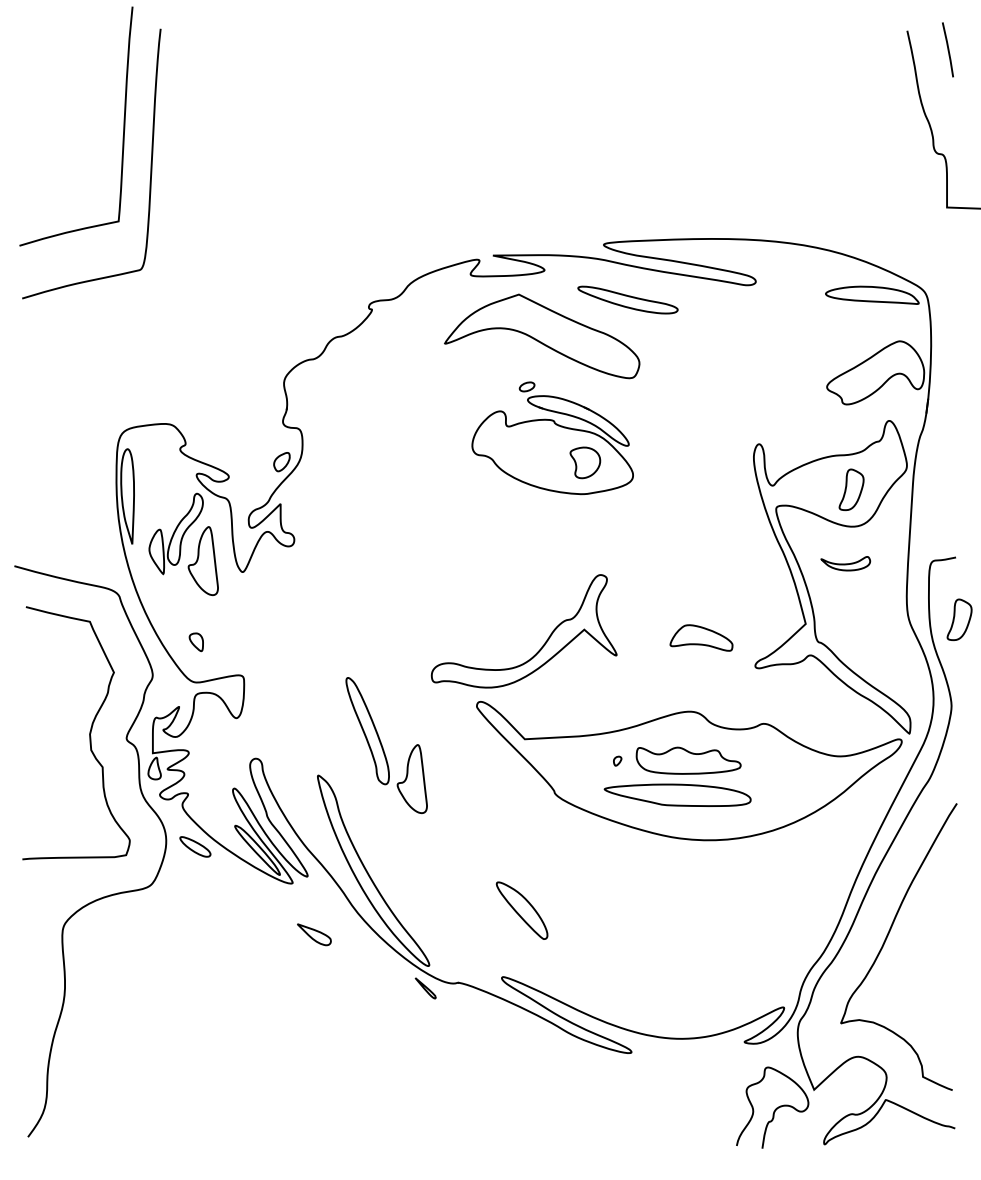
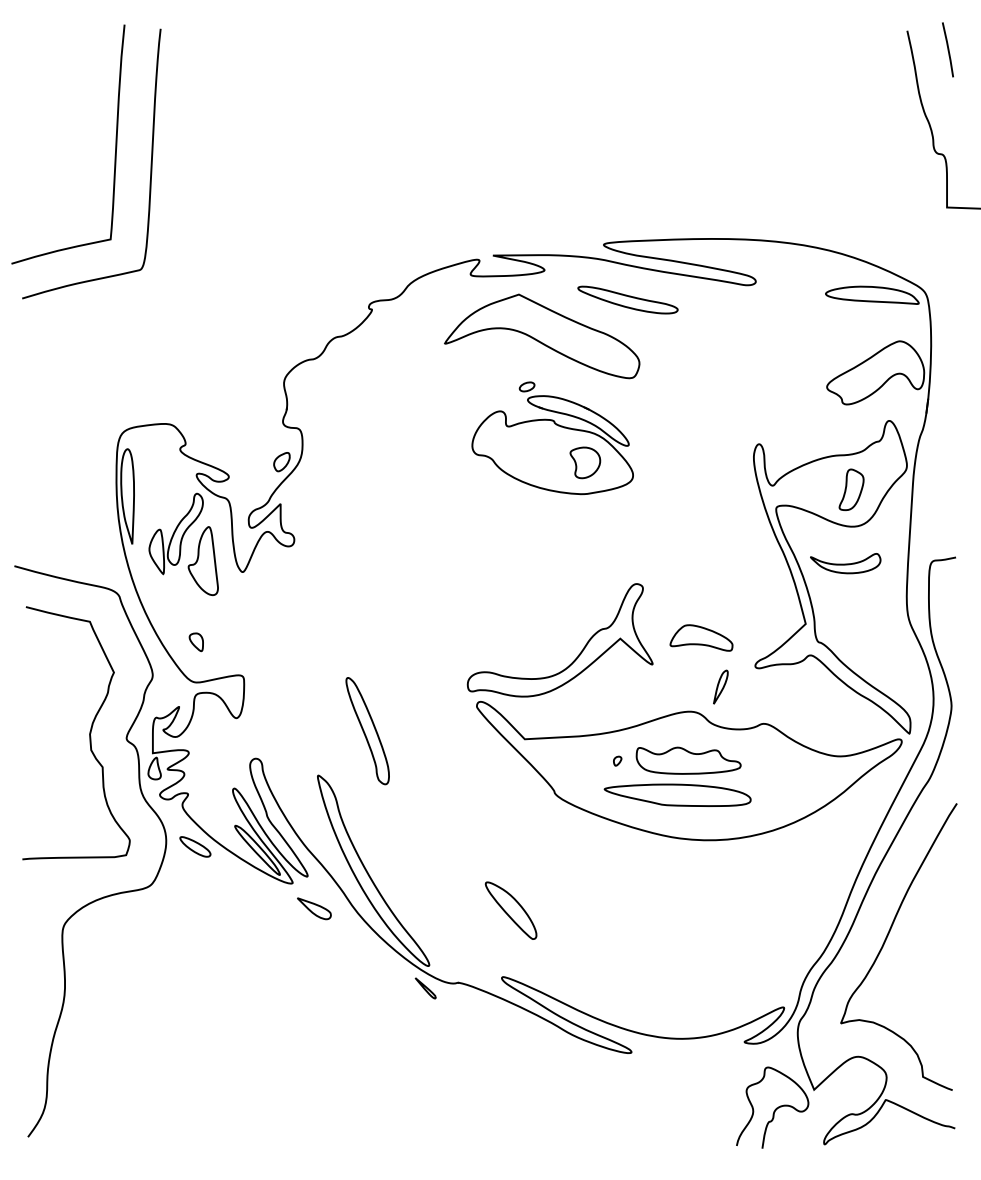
curve position: (123, 126) -> (115, 144) (115, 144)
part size: 52x16 px -> 72x22 px (845, 563)
part: present -> none (959, 619)
part position: (541, 646) -> (577, 655) (577, 655)
part: none -> present (720, 686)
part: present -> none (411, 778)
part position: (521, 910) -> (510, 910) (510, 910)
part position: (314, 934) -> (314, 908) (314, 908)
